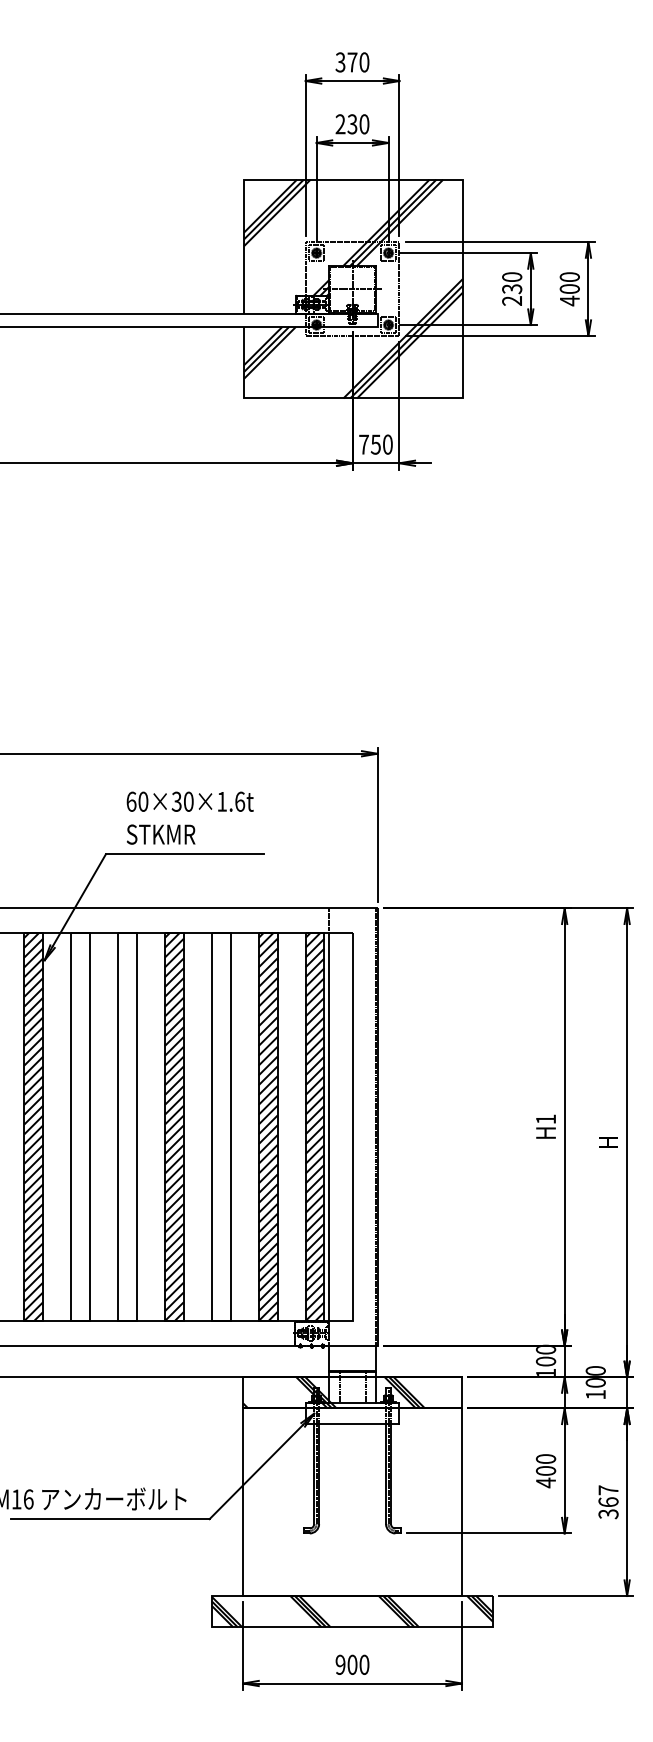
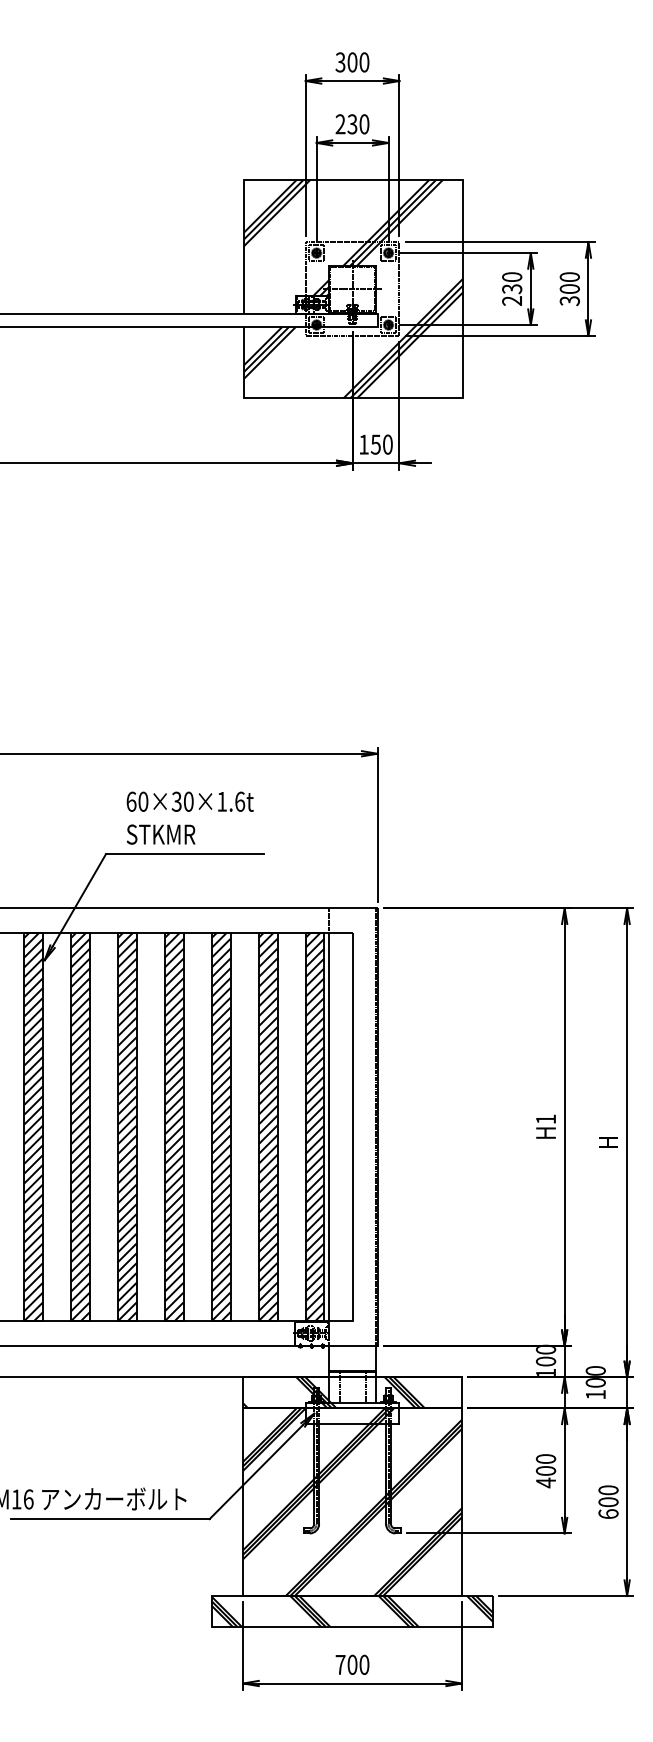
text: 370 -> 300 (352, 62)
text: 400 -> 300 (569, 300)
text: 750 -> 150 (363, 444)
hatch: none -> present (80, 1126)
hatch: none -> present (127, 1126)
hatch: none -> present (220, 1126)
hatch: none -> present (352, 1501)
text: 367 -> 600 (608, 1502)
text: 900 -> 700 (340, 1664)
